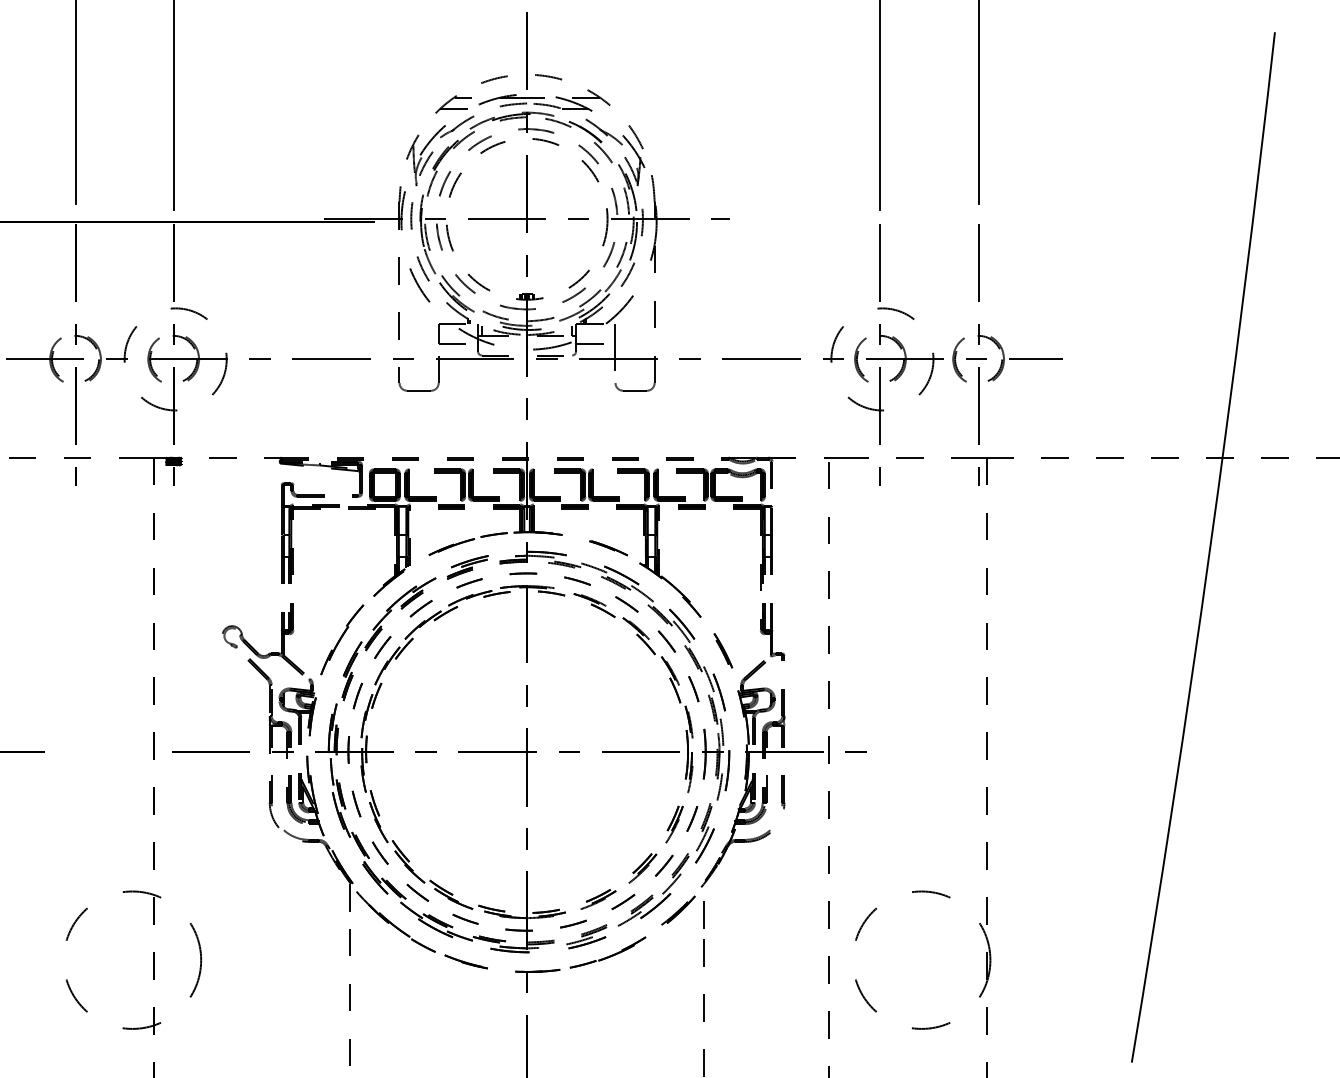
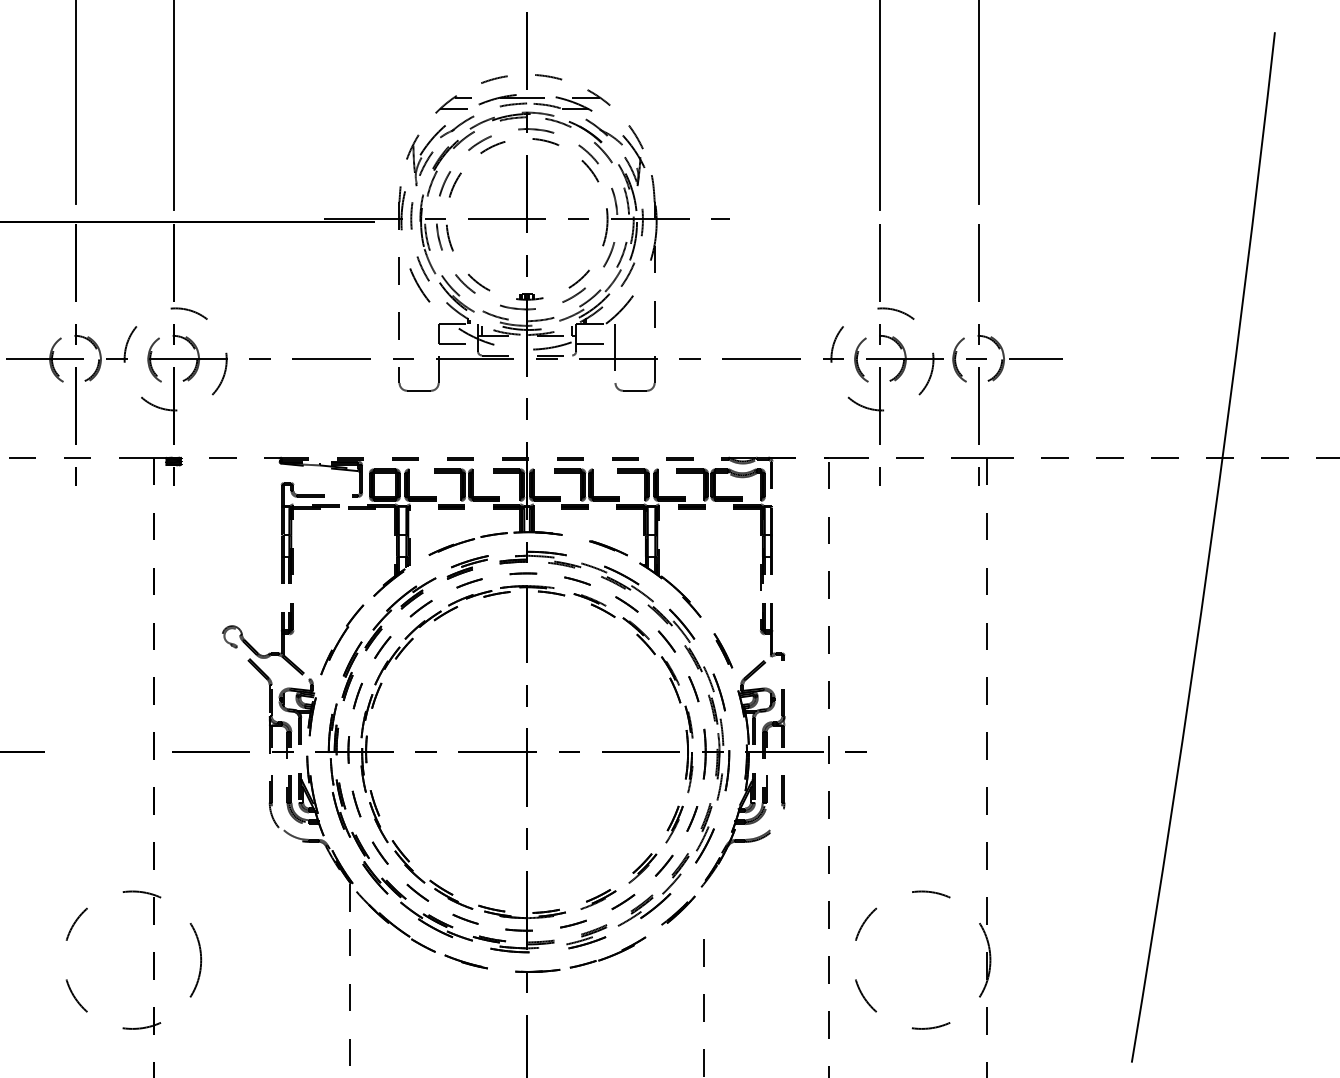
line: present -> none (703, 914)
